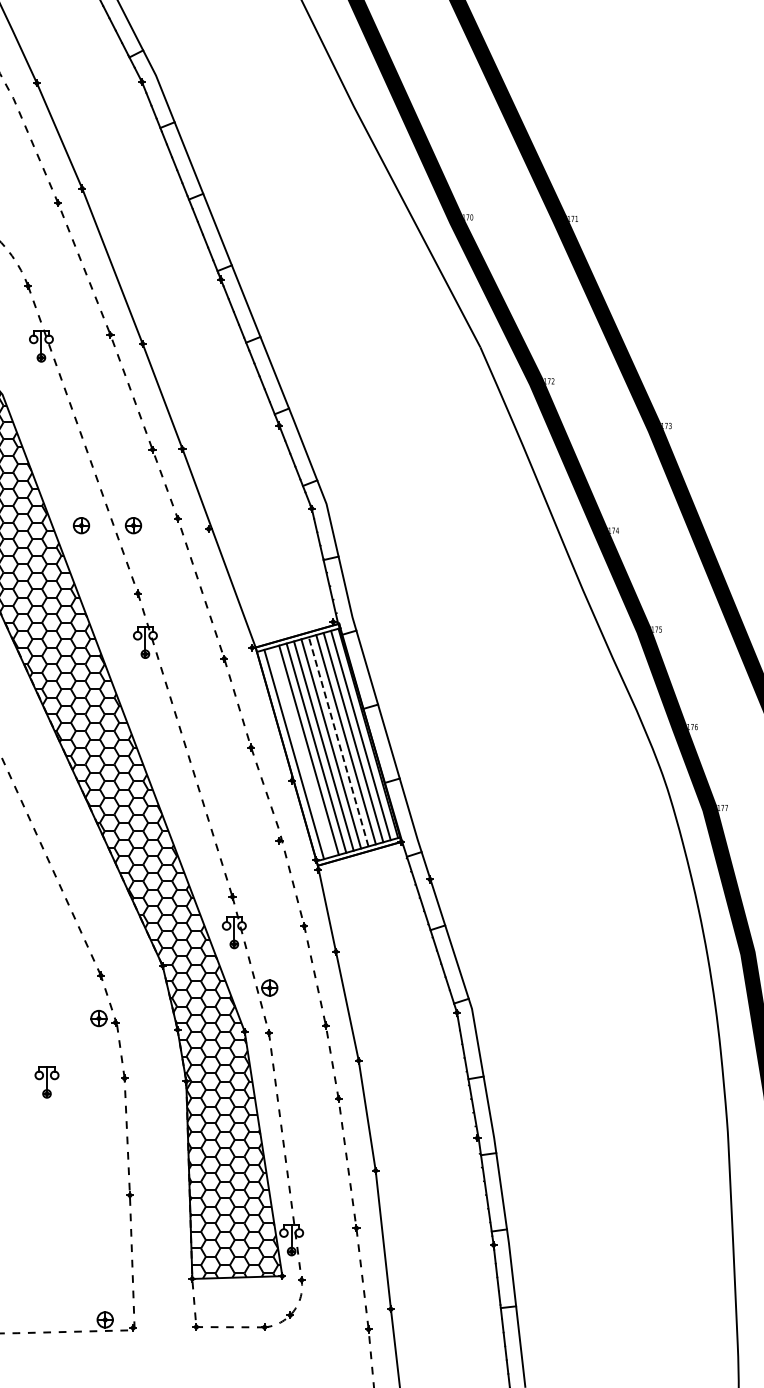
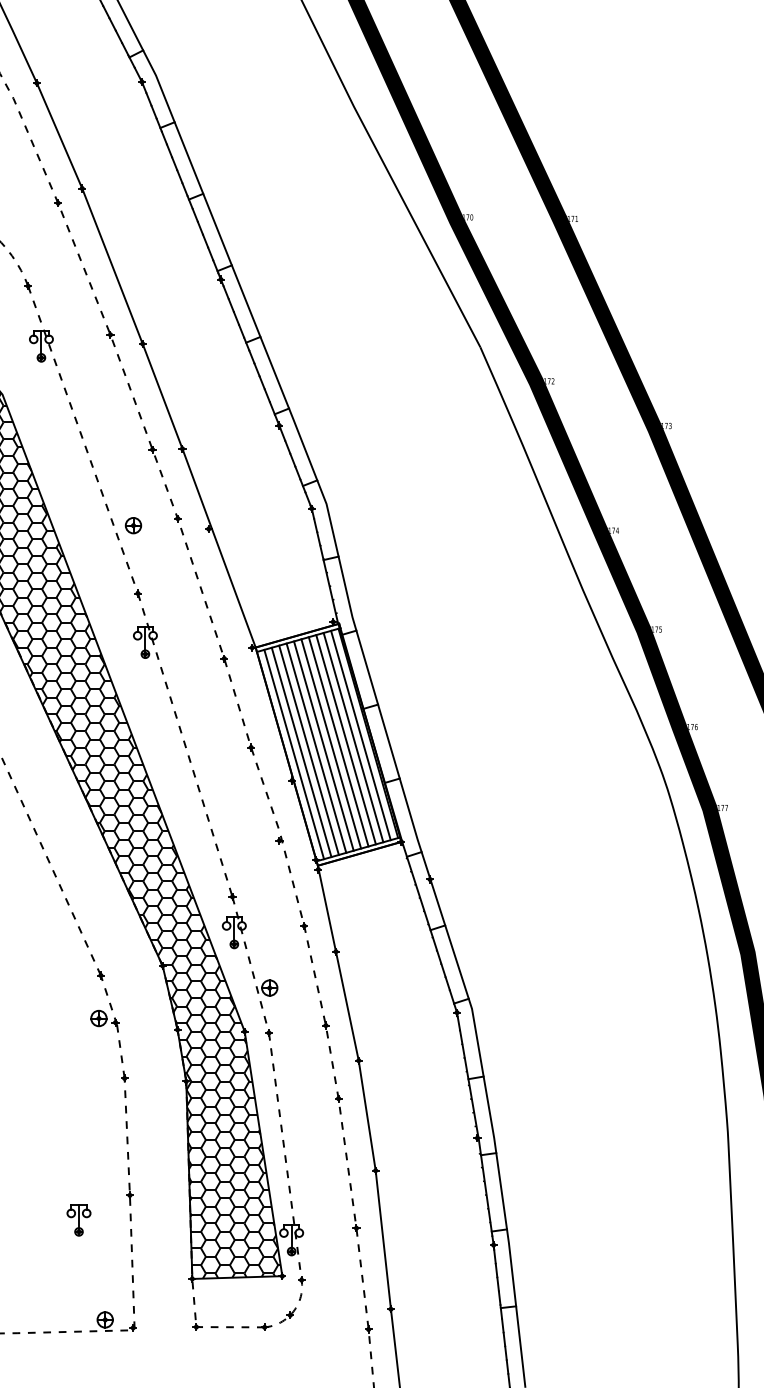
part: present -> none (81, 525)
line: dashed -> solid (338, 741)
line: none -> present (301, 752)
part position: (46, 1082) -> (78, 1220) (78, 1220)
